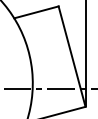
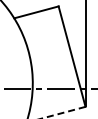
line: solid -> dashed (62, 112)
